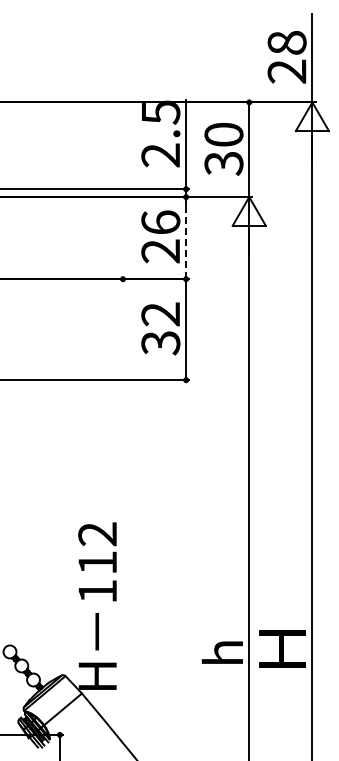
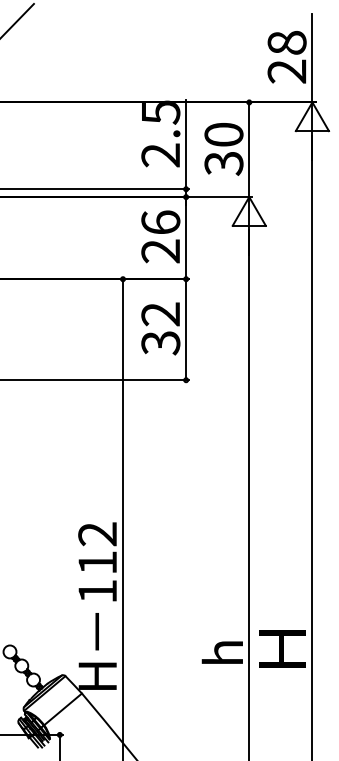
line: none -> present (17, 19)
line: dashed -> solid (186, 237)
line: none -> present (123, 518)
